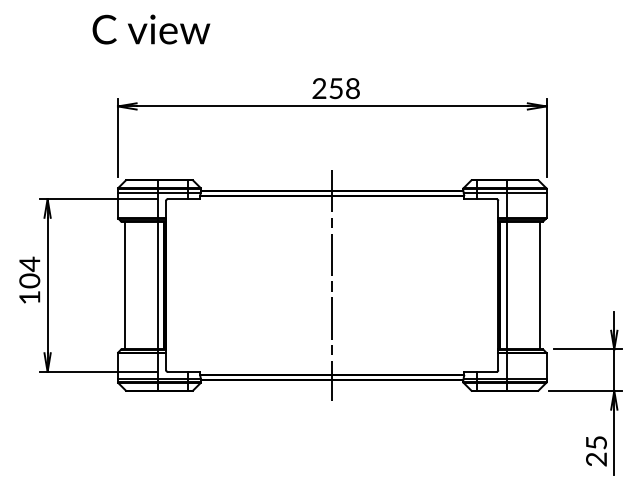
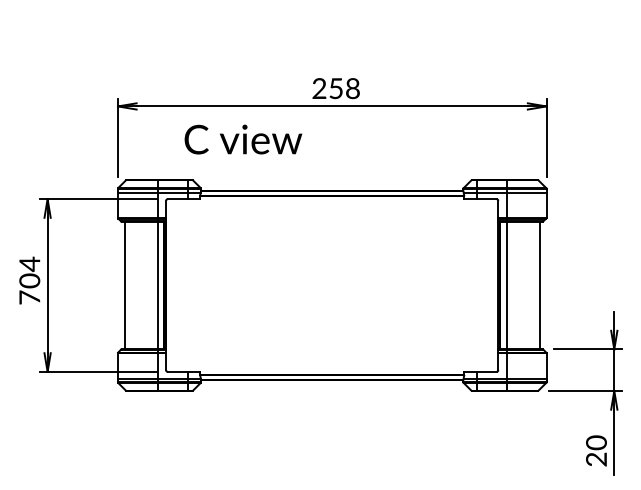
text position: (151, 29) -> (243, 139) (243, 139)
line: present -> none (332, 285)
text: 104 -> 704 (29, 297)
text: 25 -> 20 (596, 442)
